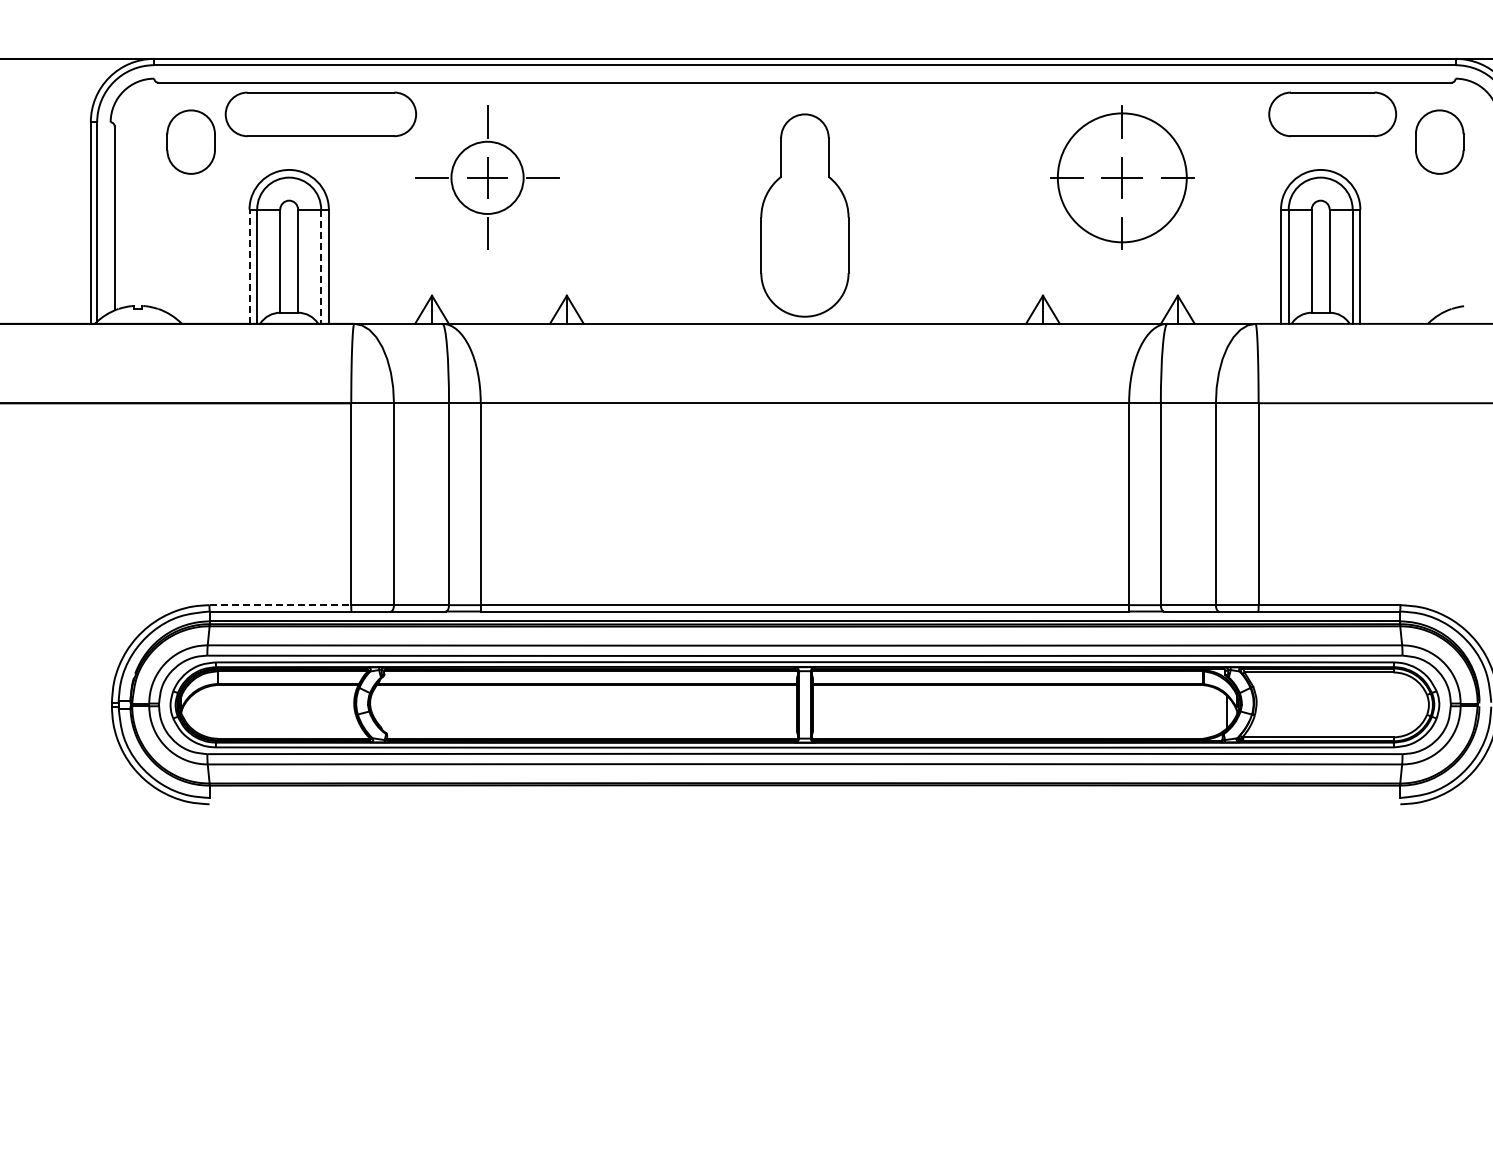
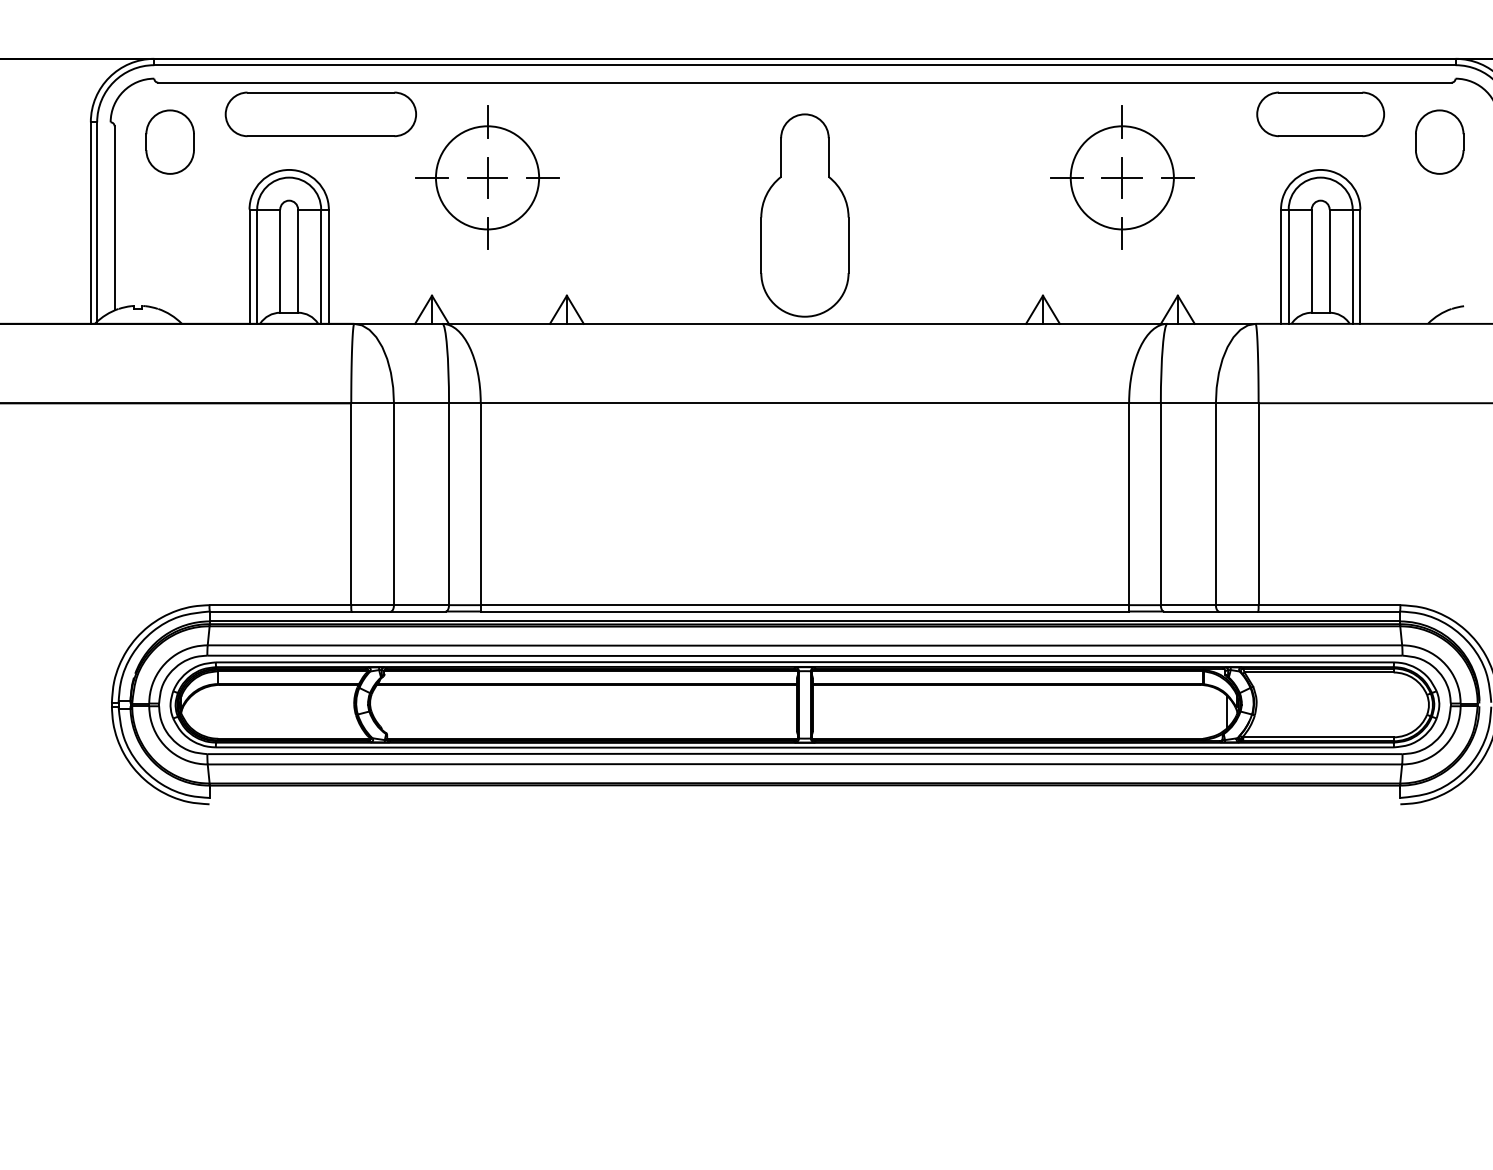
part position: (1332, 114) -> (1320, 114) (1320, 114)
part position: (190, 141) -> (169, 141) (169, 141)
circle diameter: 72 px -> 103 px (487, 177)
circle diameter: 129 px -> 103 px (1121, 177)
line: dashed -> solid (249, 266)
line: dashed -> solid (321, 267)
line: dashed -> solid (280, 605)
